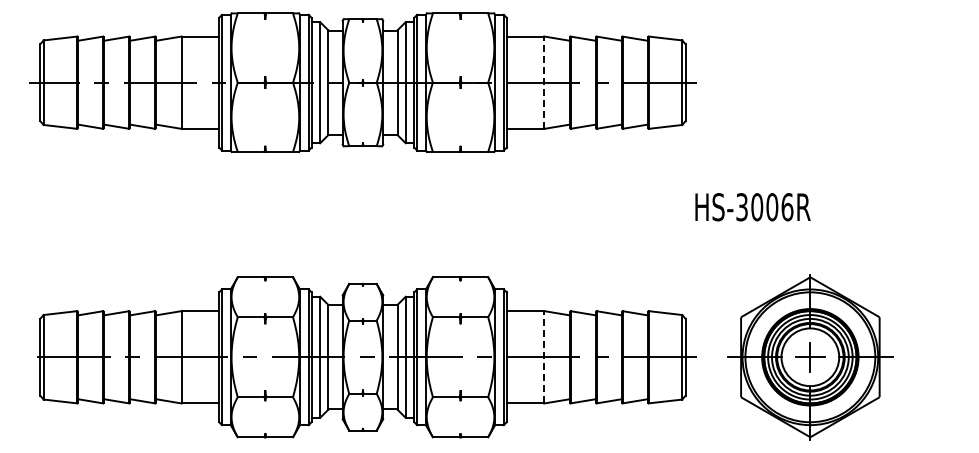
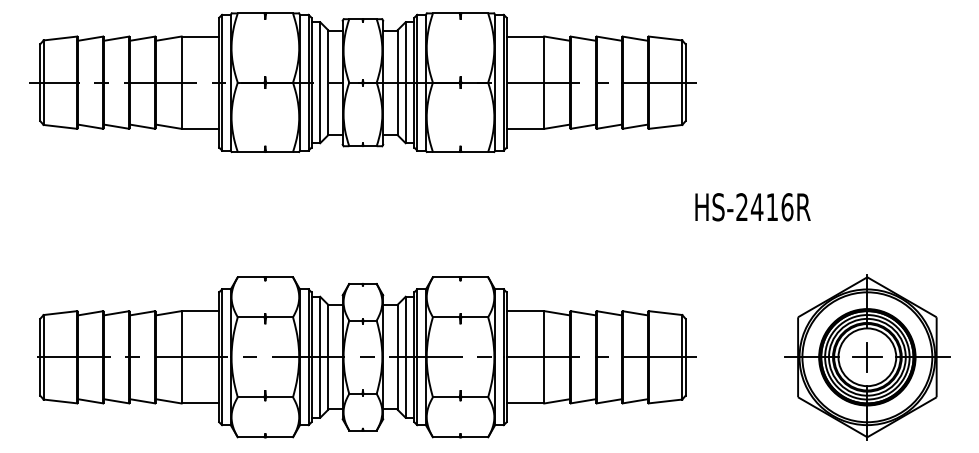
line: dashed -> solid (544, 82)
text: HS-3006R -> HS-2416R (757, 207)
line: dashed -> solid (544, 356)
part position: (810, 357) -> (867, 357) (867, 357)
